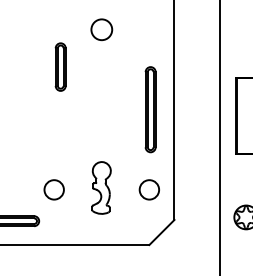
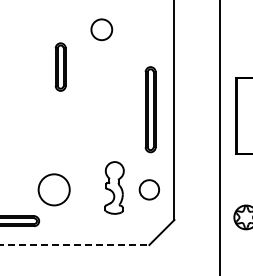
part position: (101, 187) -> (114, 187) (114, 187)
circle diameter: 19 px -> 31 px (53, 189)
line: solid -> dashed (75, 245)
